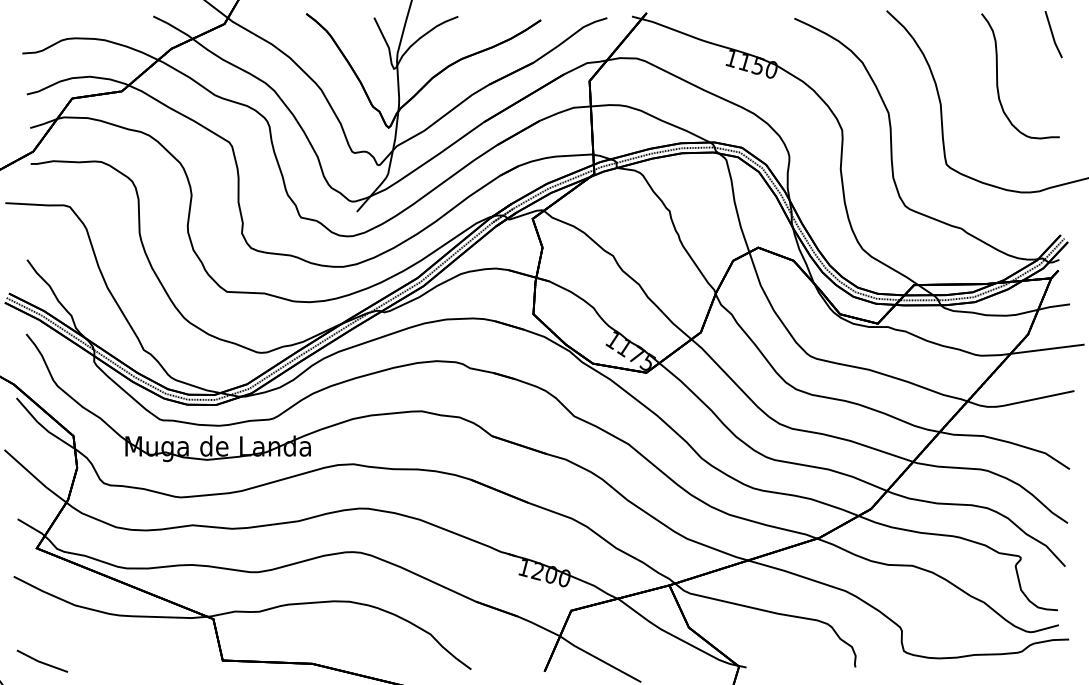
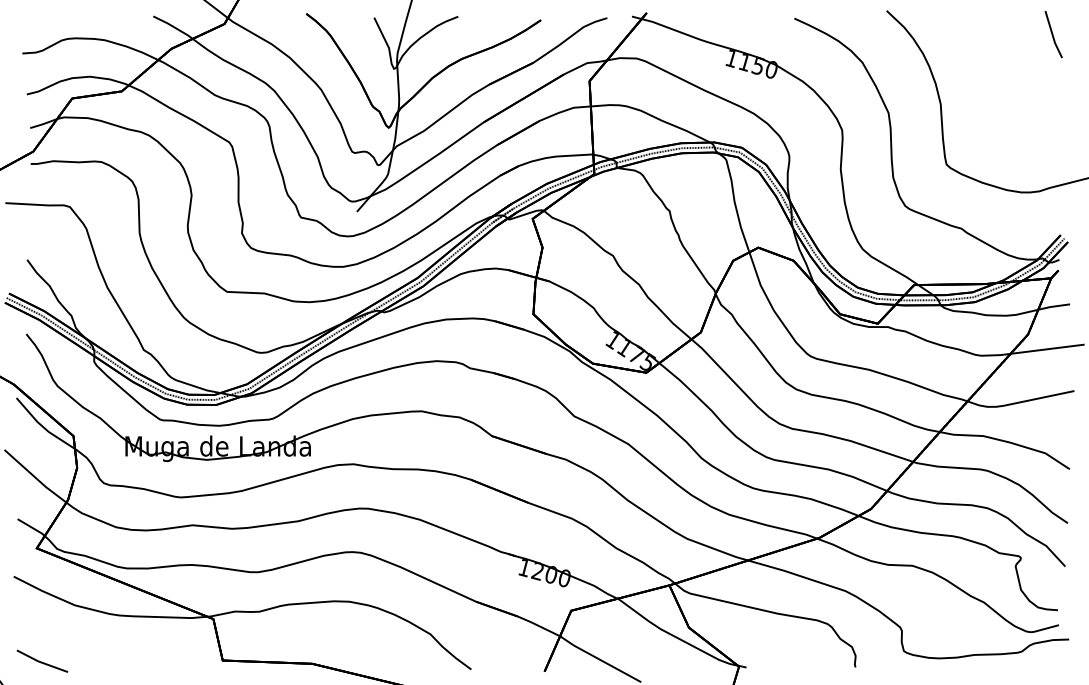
part: present -> none (998, 81)
